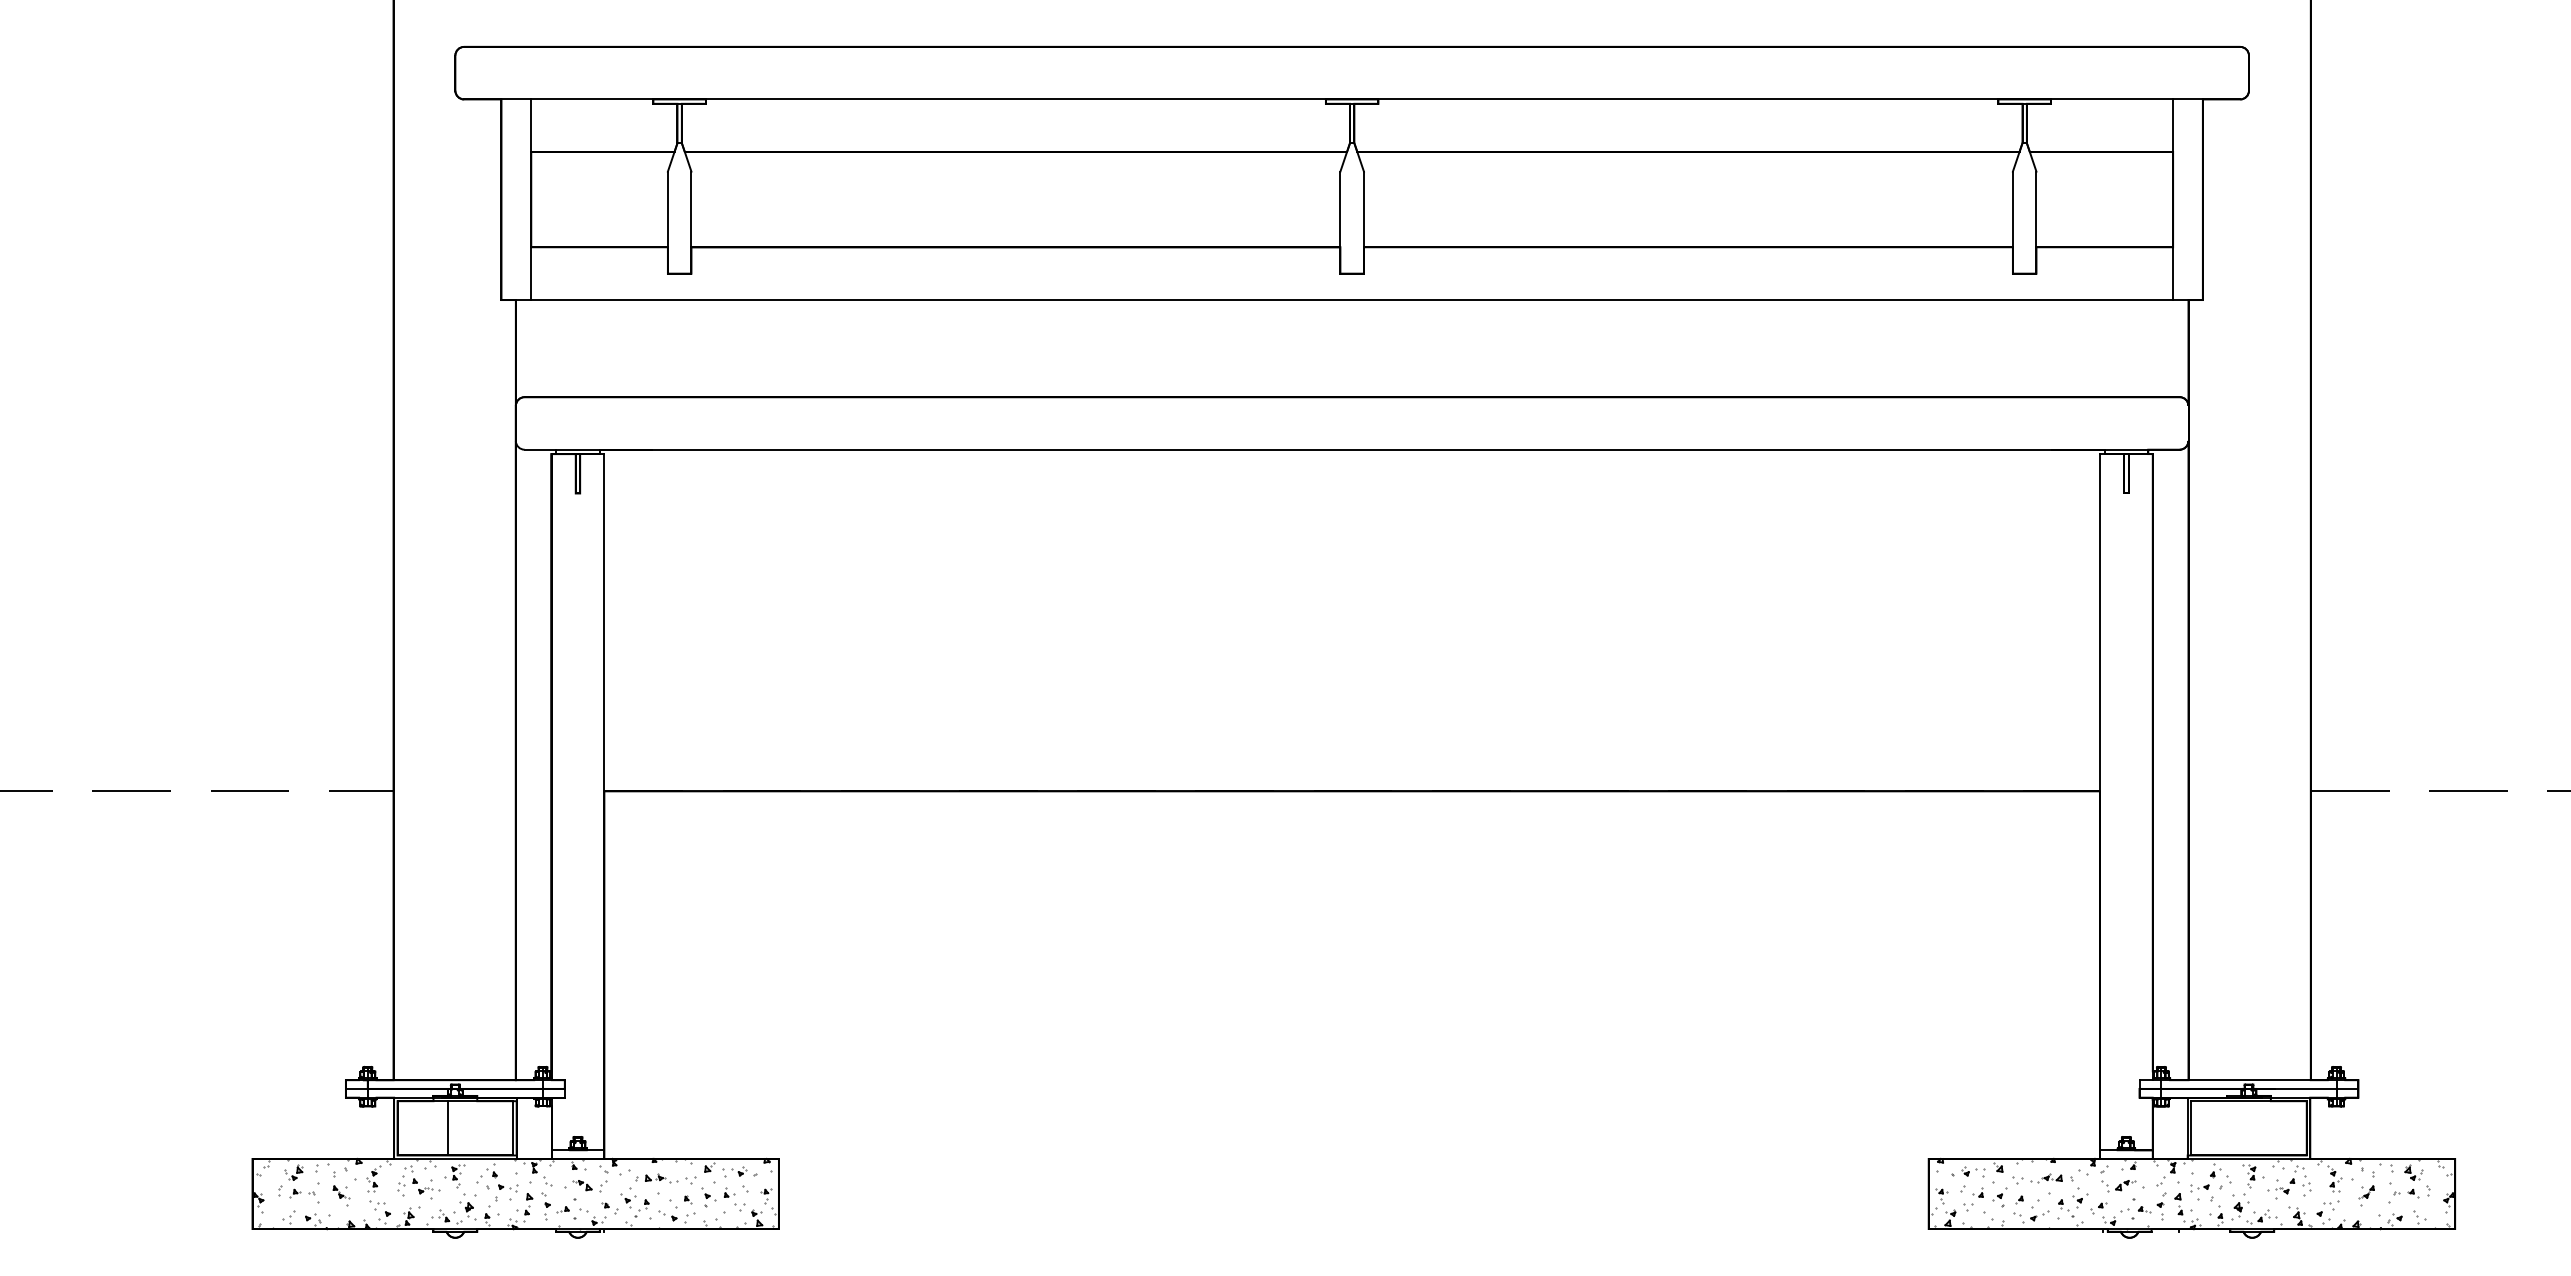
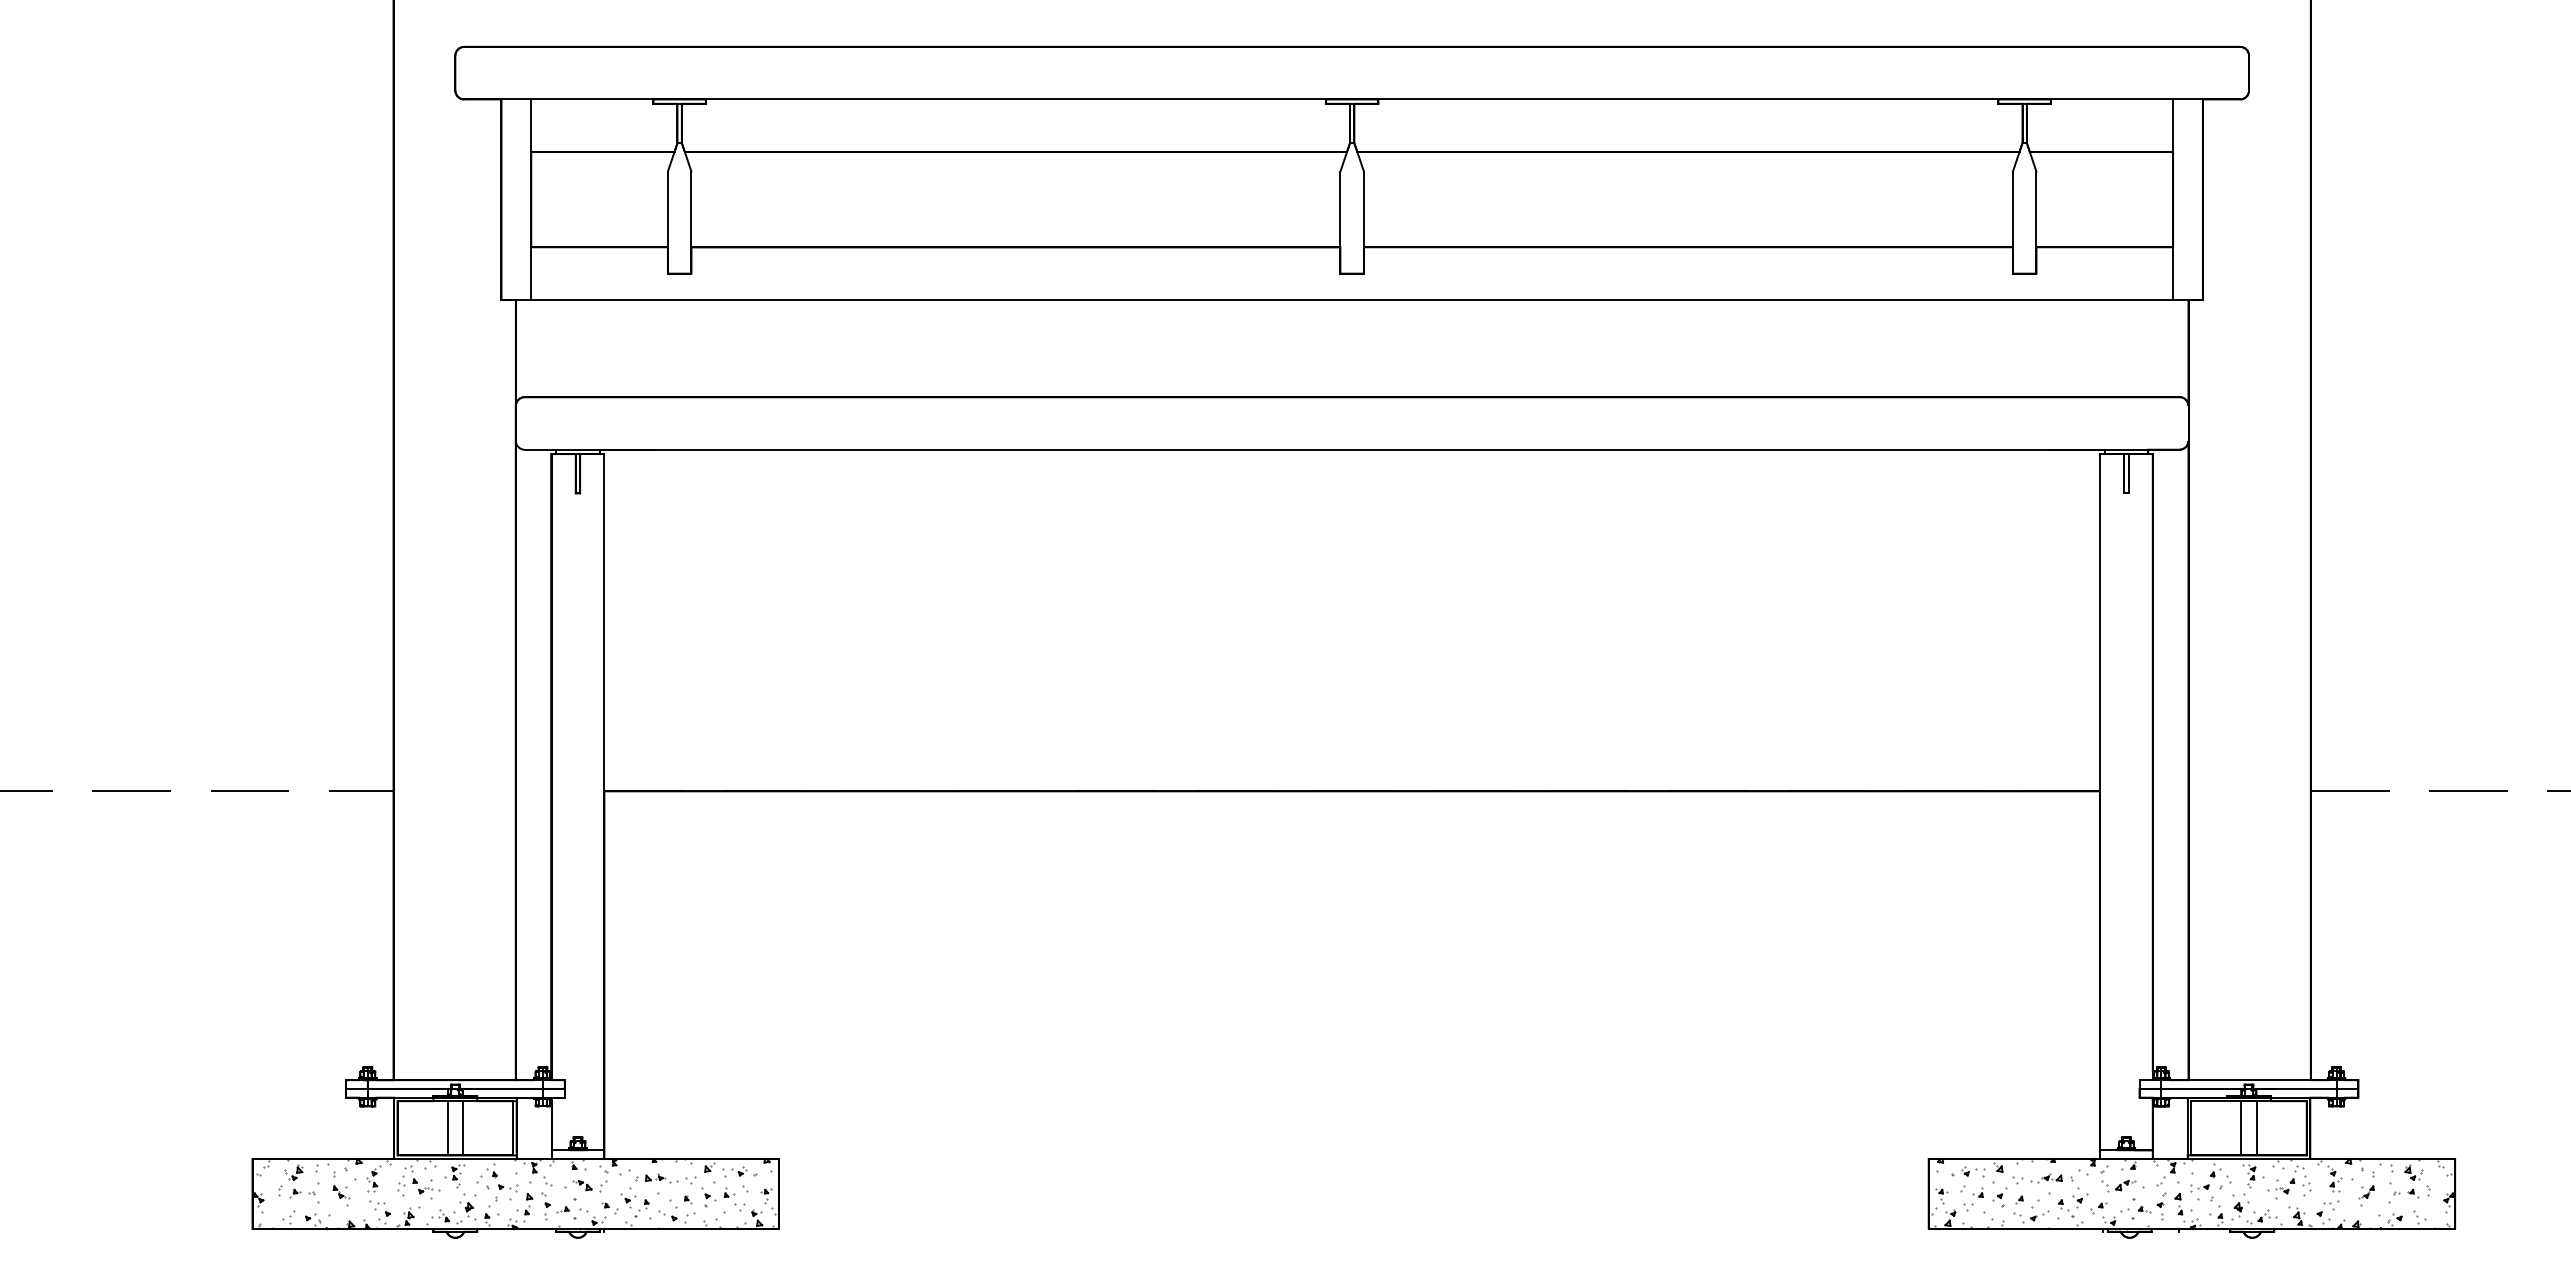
line: none -> present (462, 1128)
line: none -> present (2241, 1128)
line: none -> present (2256, 1128)
